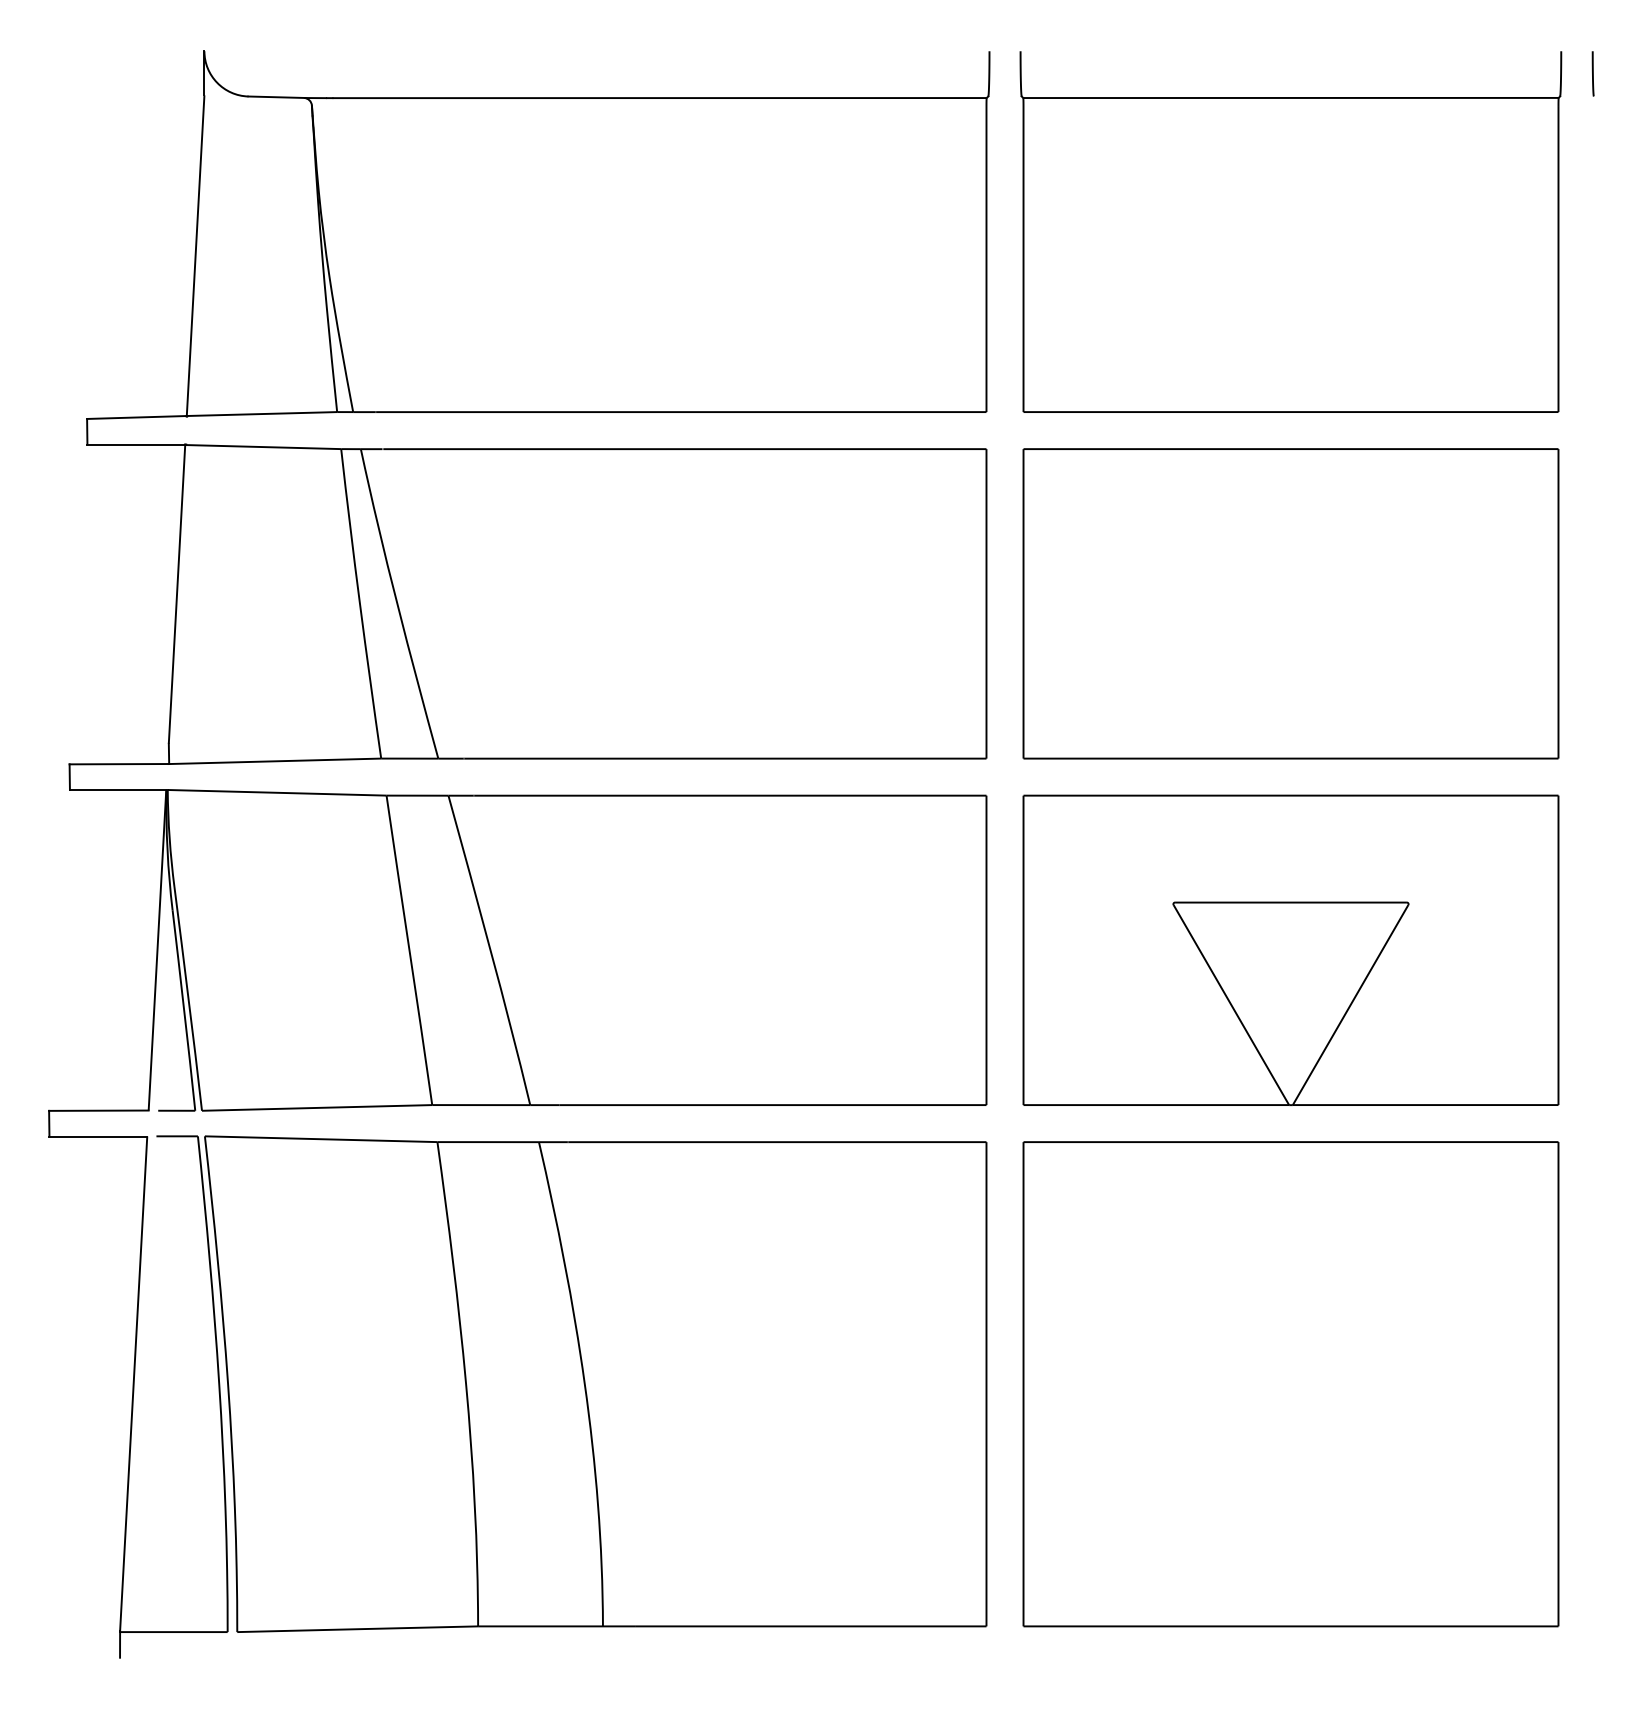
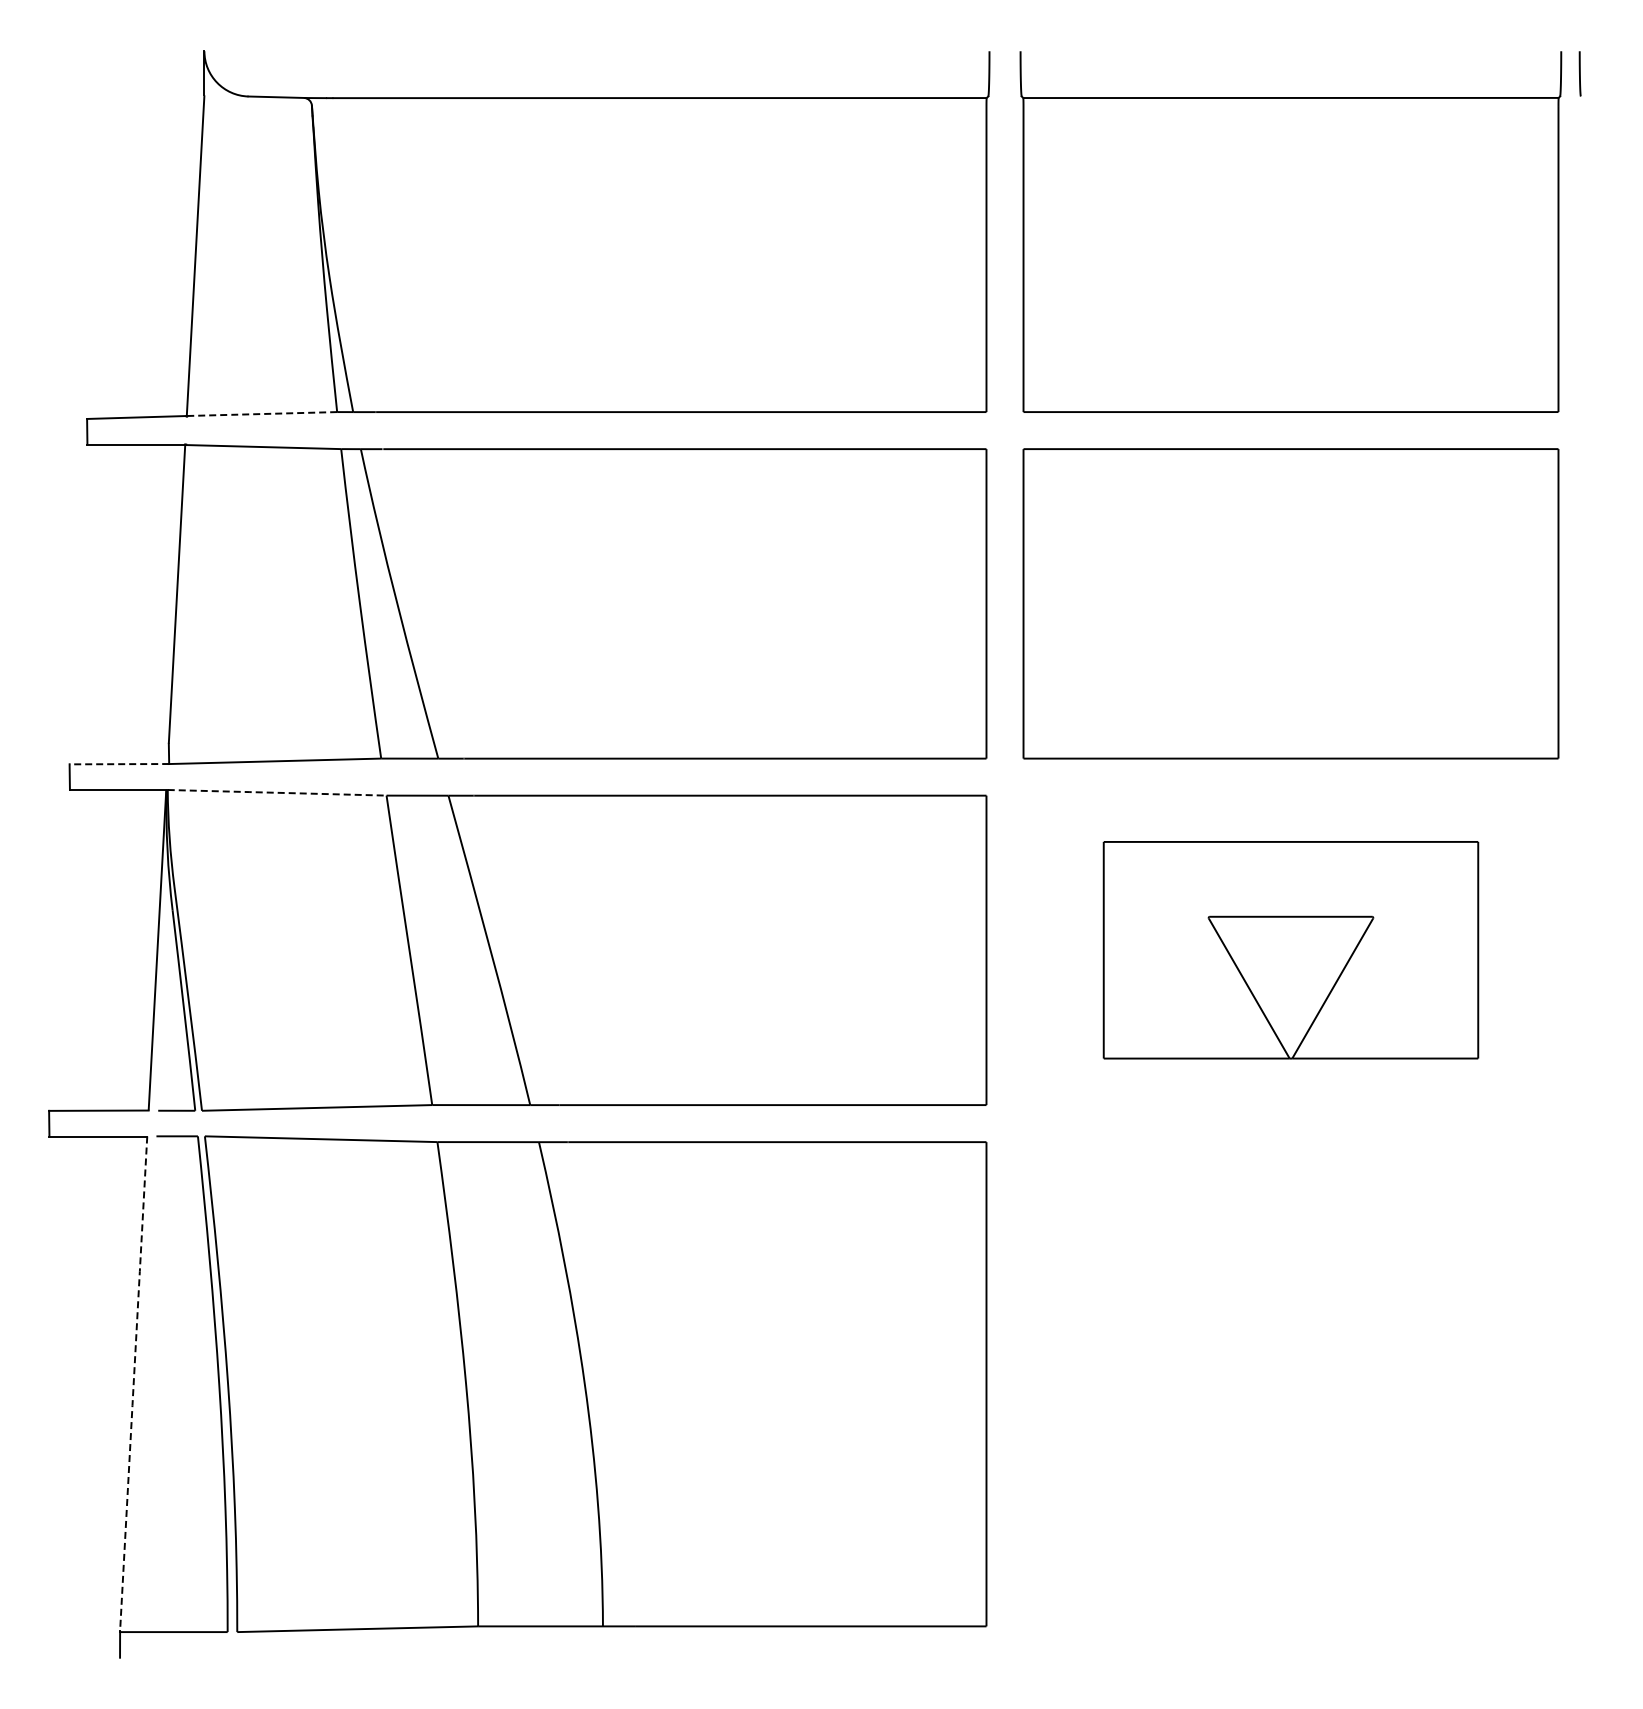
line position: (1592, 73) -> (1579, 73) (1579, 73)
line: solid -> dashed (261, 414)
line: solid -> dashed (119, 764)
line: solid -> dashed (276, 792)
part size: 538x312 px -> 378x219 px (1290, 950)
line: solid -> dashed (133, 1383)
part: present -> none (1290, 1384)
